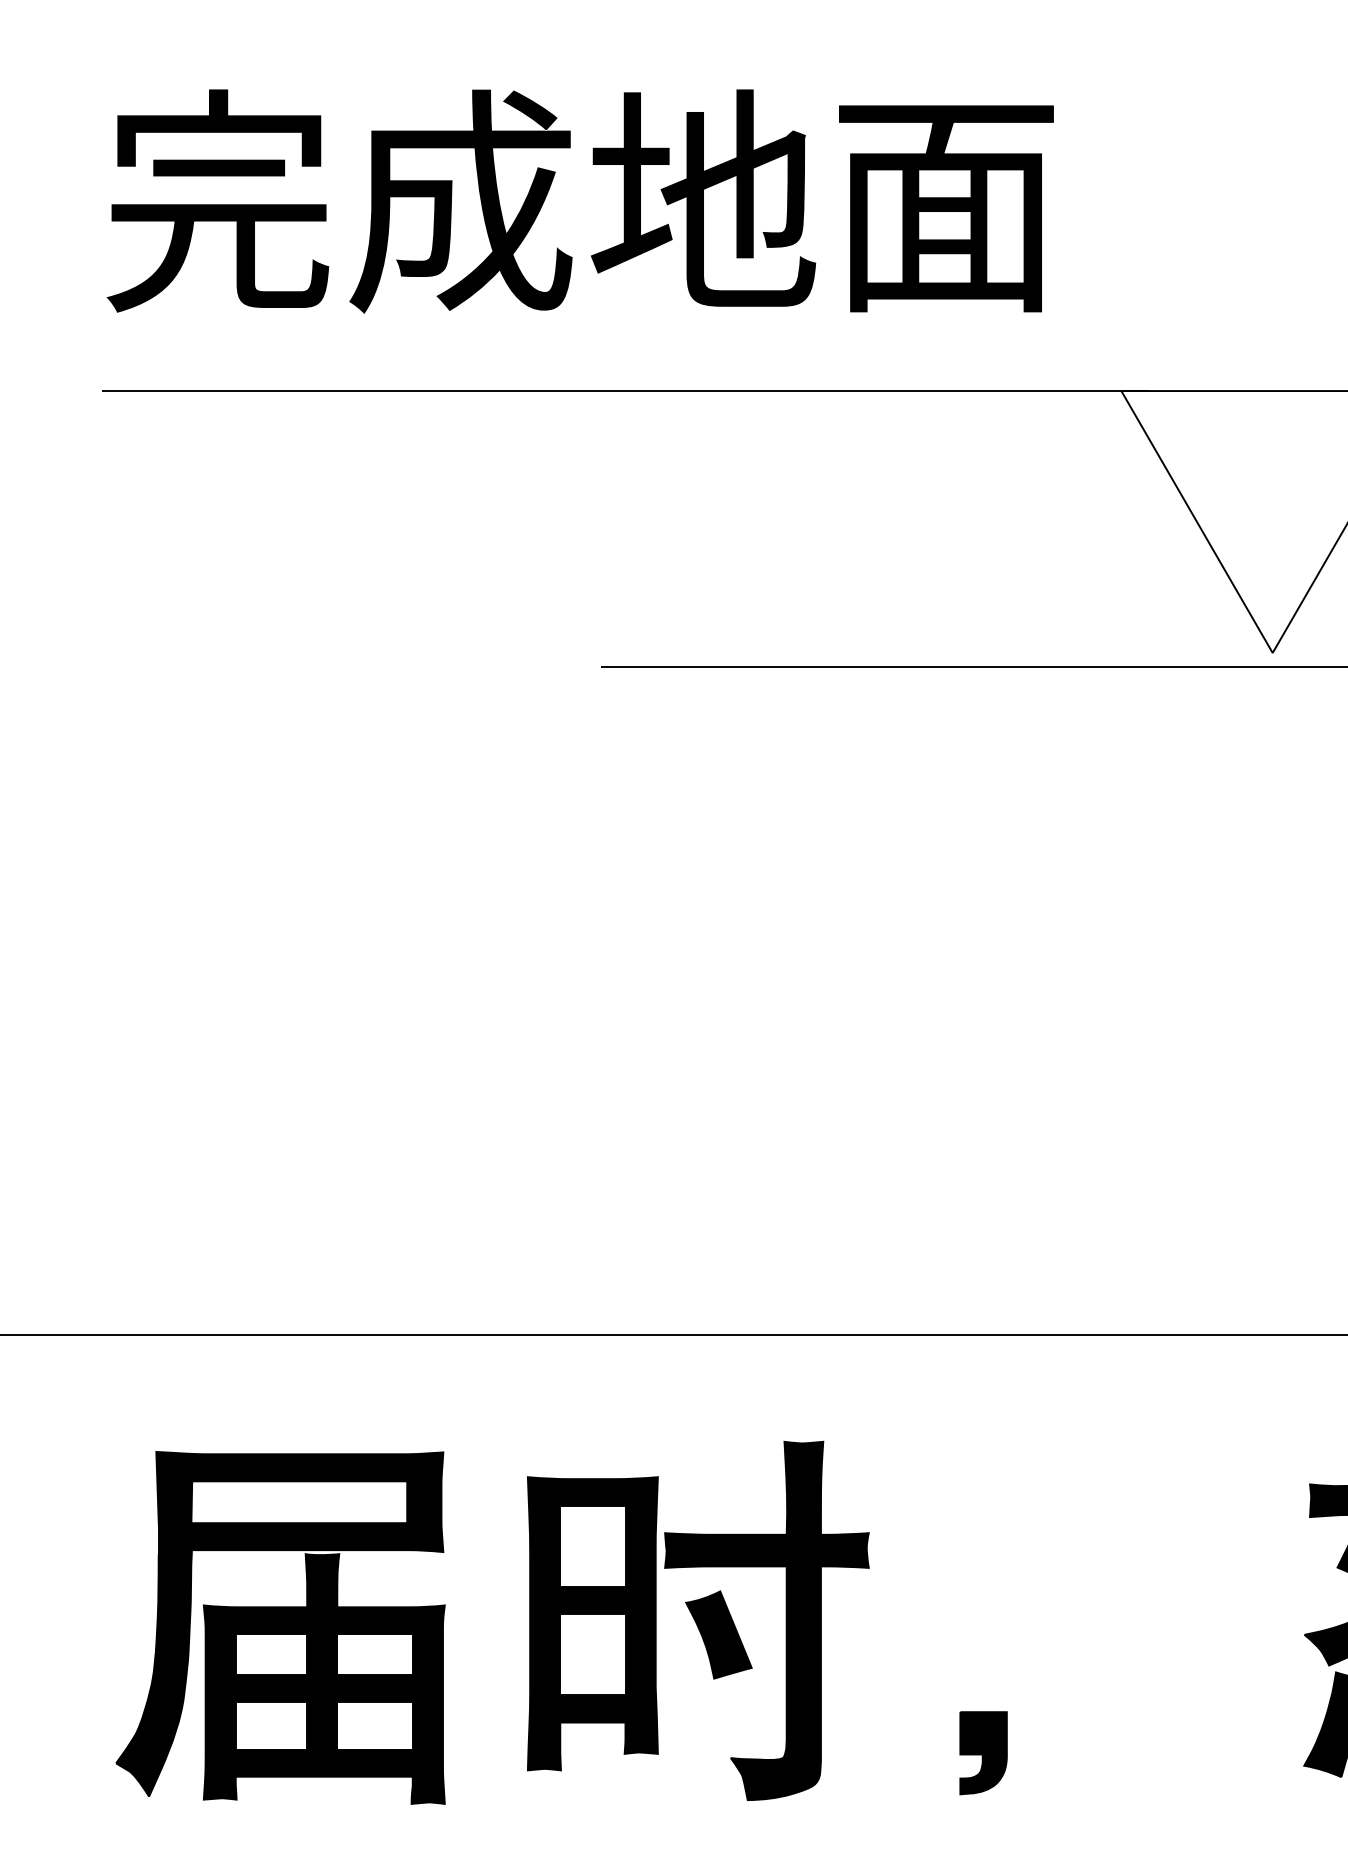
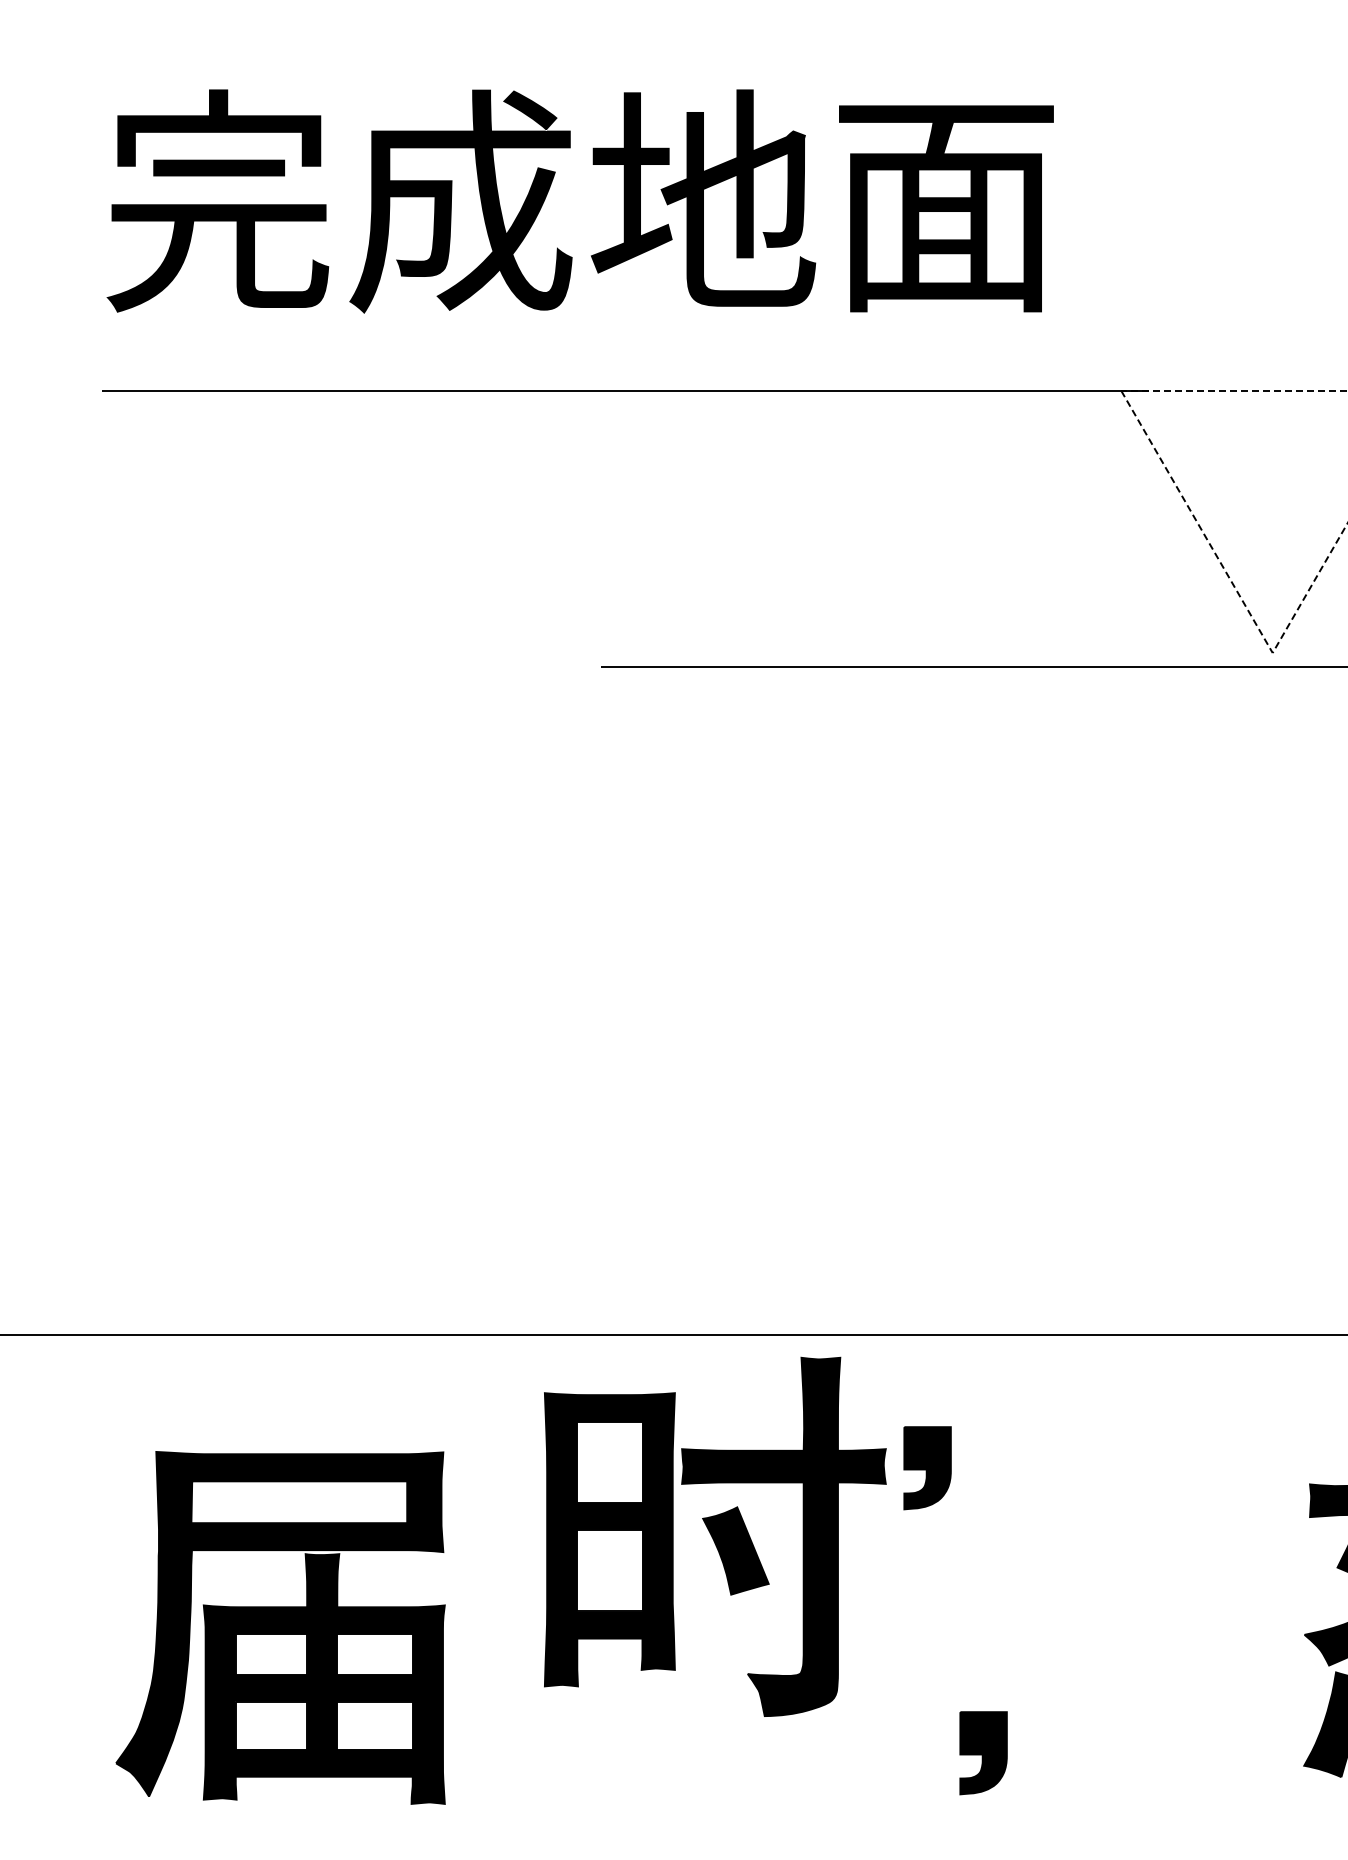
line: solid -> dashed (1291, 621)
part: none -> present (927, 1468)
part position: (698, 1620) -> (715, 1536) (715, 1536)
